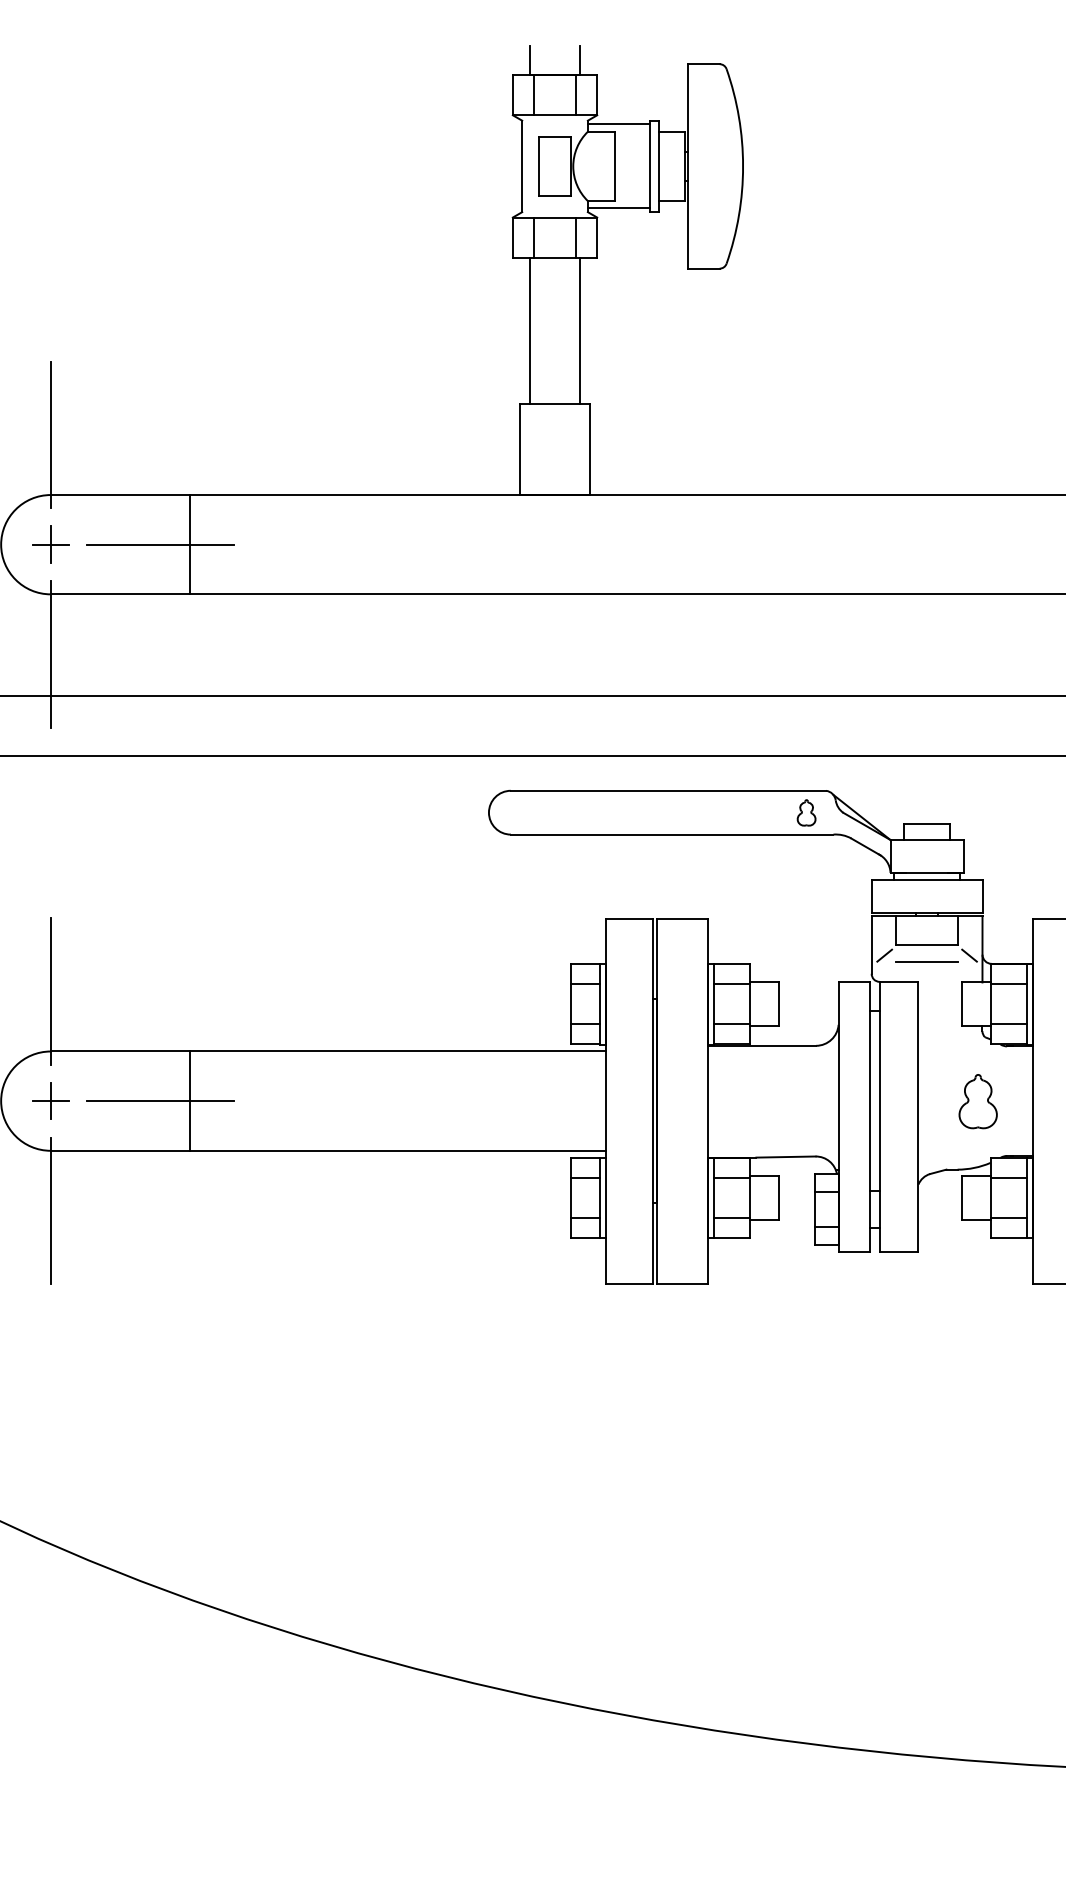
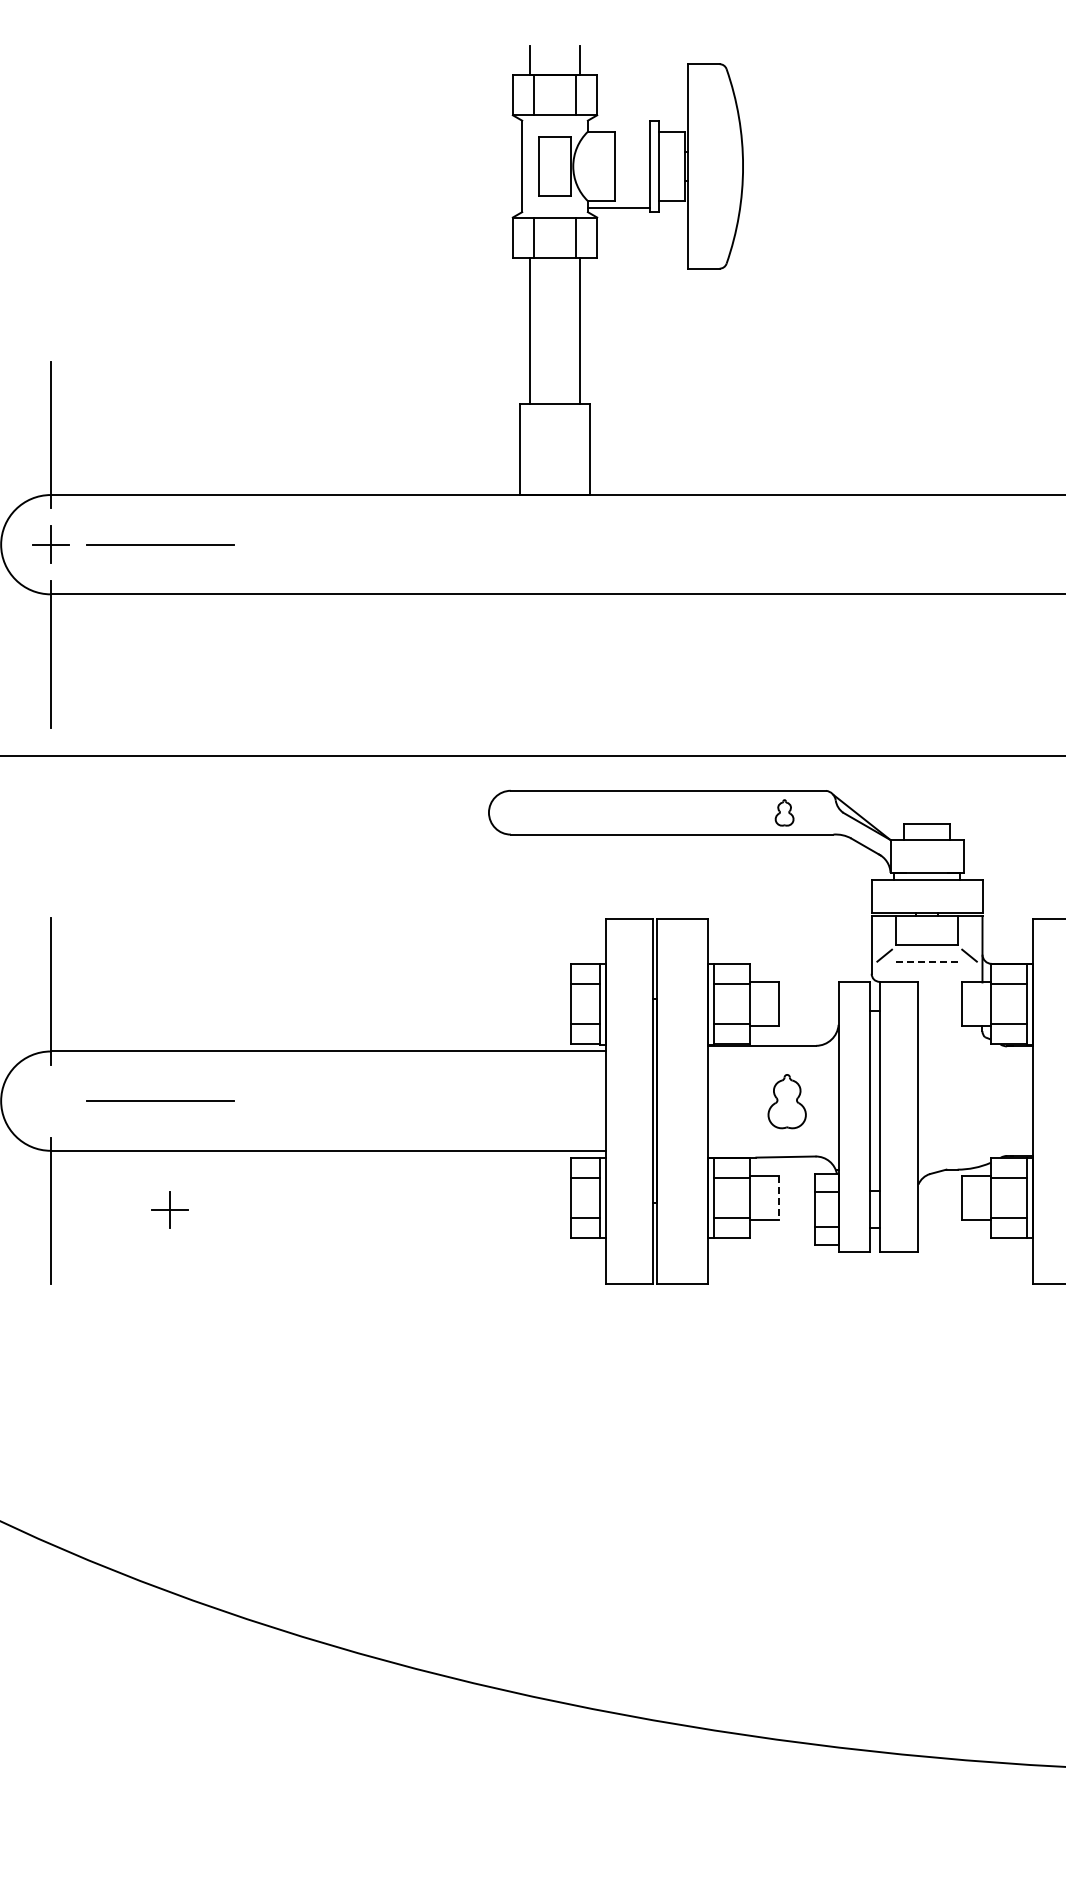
line: present -> none (618, 124)
line: present -> none (189, 544)
line: present -> none (532, 696)
part position: (806, 812) -> (784, 812) (784, 812)
line: solid -> dashed (927, 961)
part position: (50, 1100) -> (169, 1209) (169, 1209)
line: present -> none (189, 1100)
part position: (977, 1101) -> (786, 1101) (786, 1101)
line: solid -> dashed (778, 1197)
